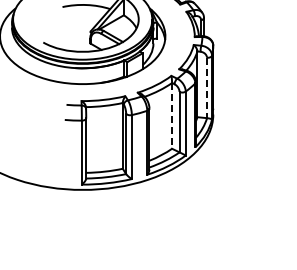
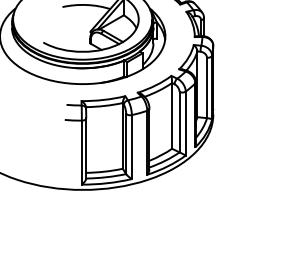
line: dashed -> solid (207, 88)
line: dashed -> solid (172, 115)
